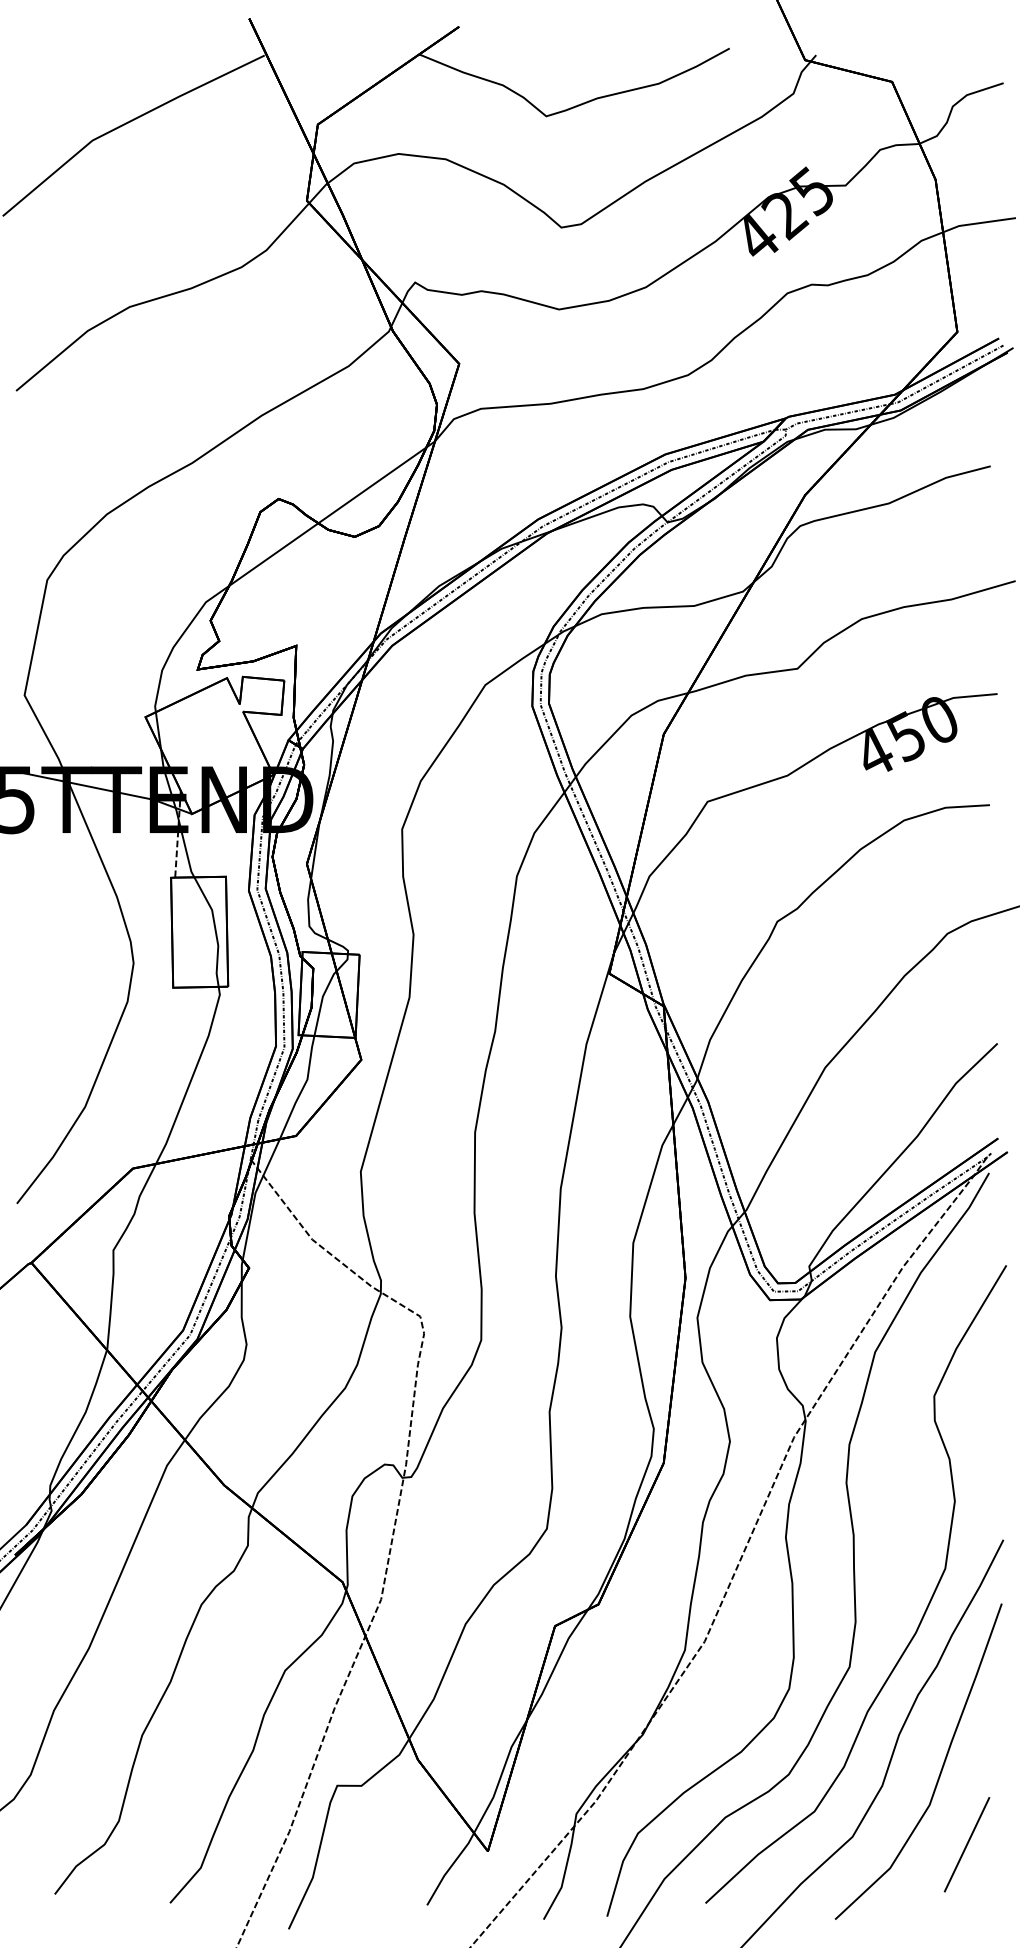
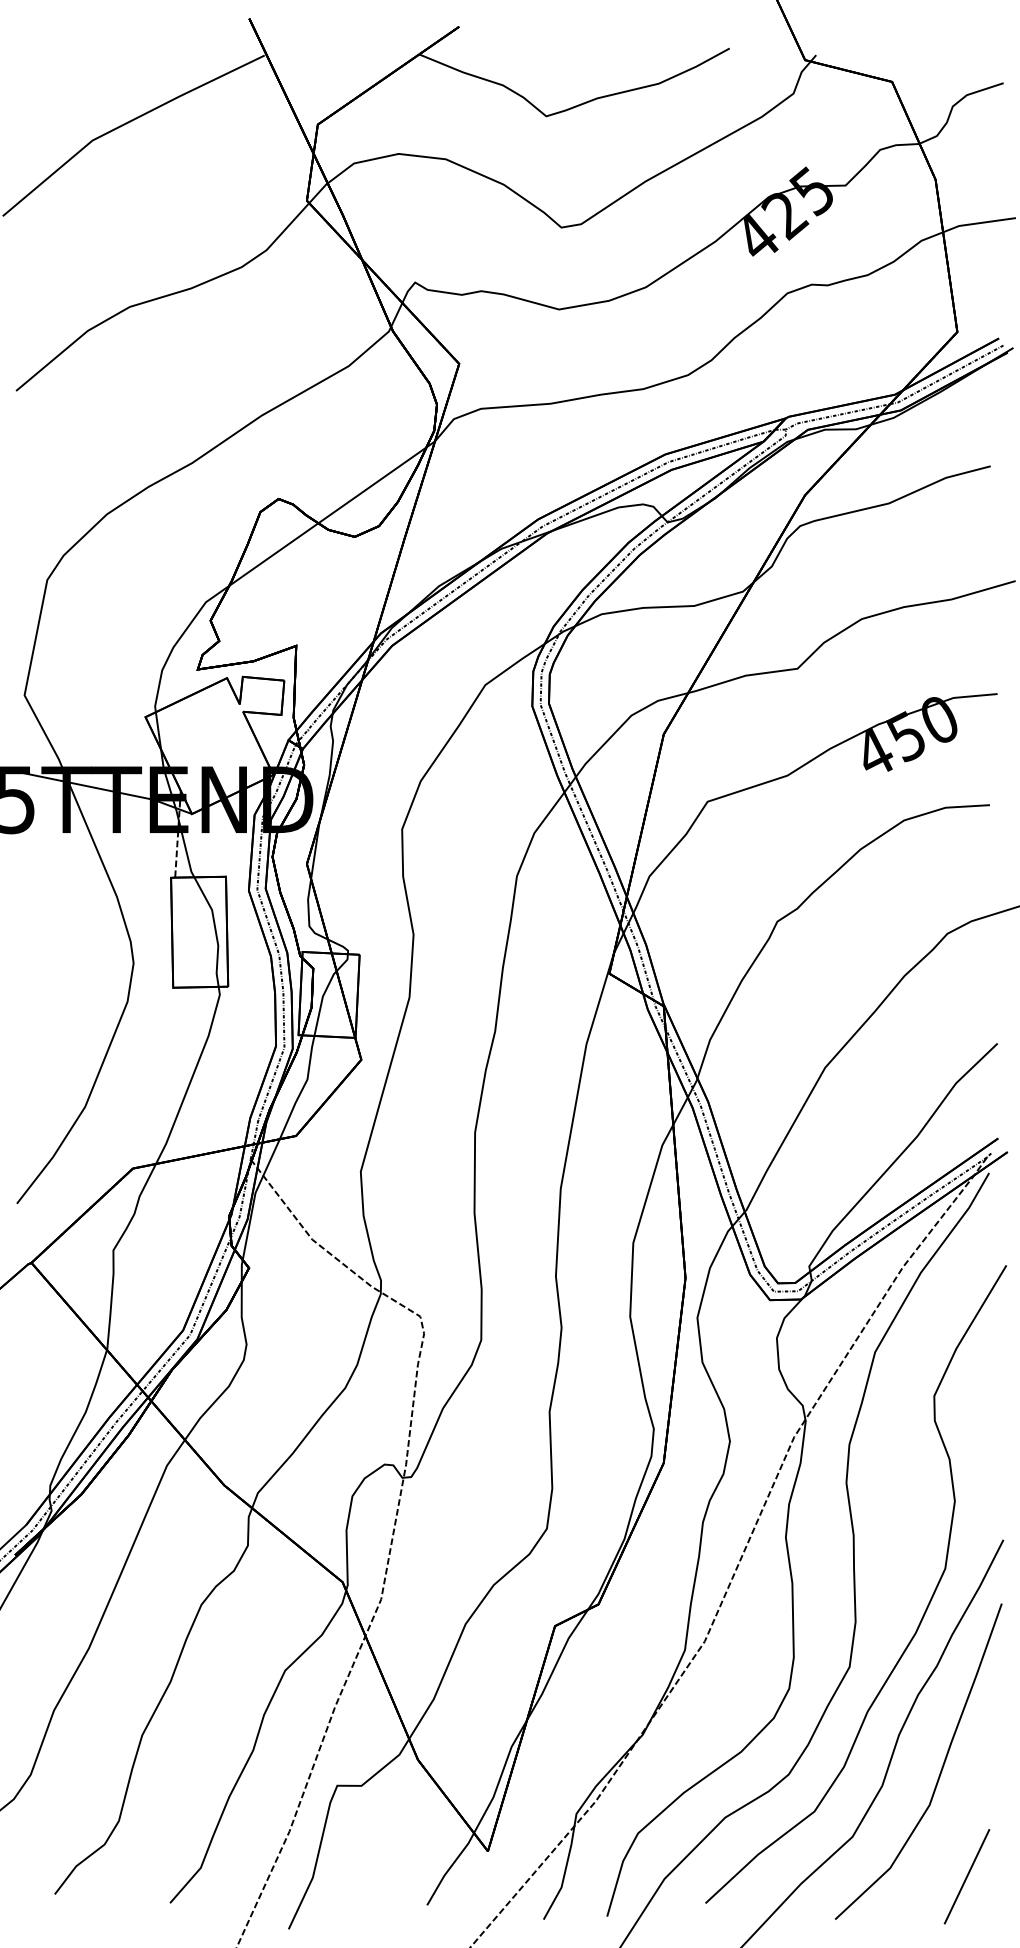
line position: (966, 1844) -> (966, 1876) (966, 1876)
